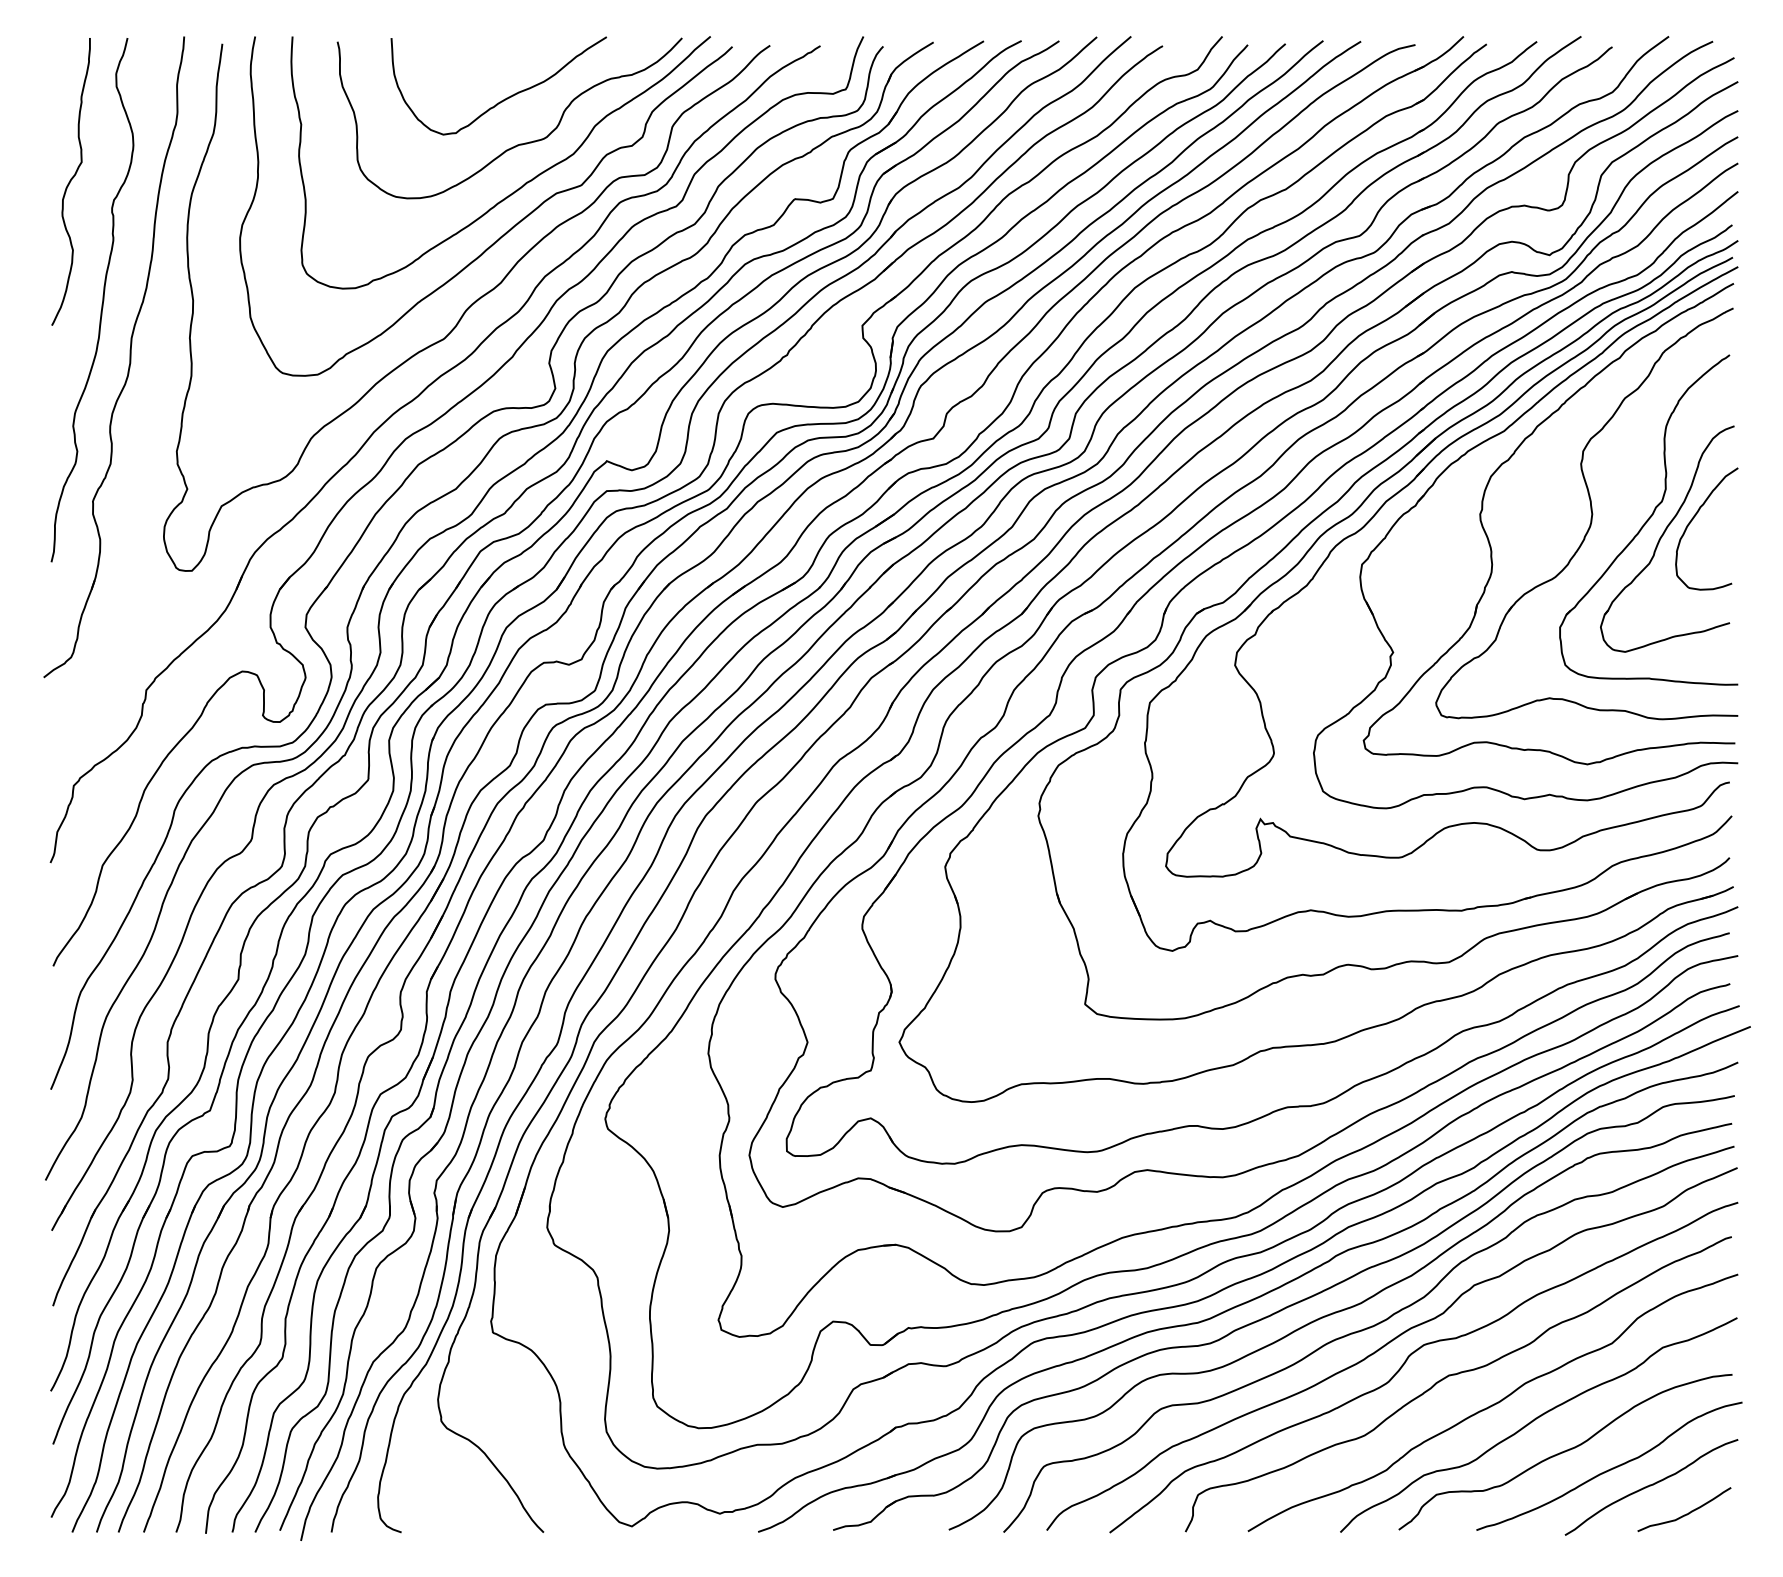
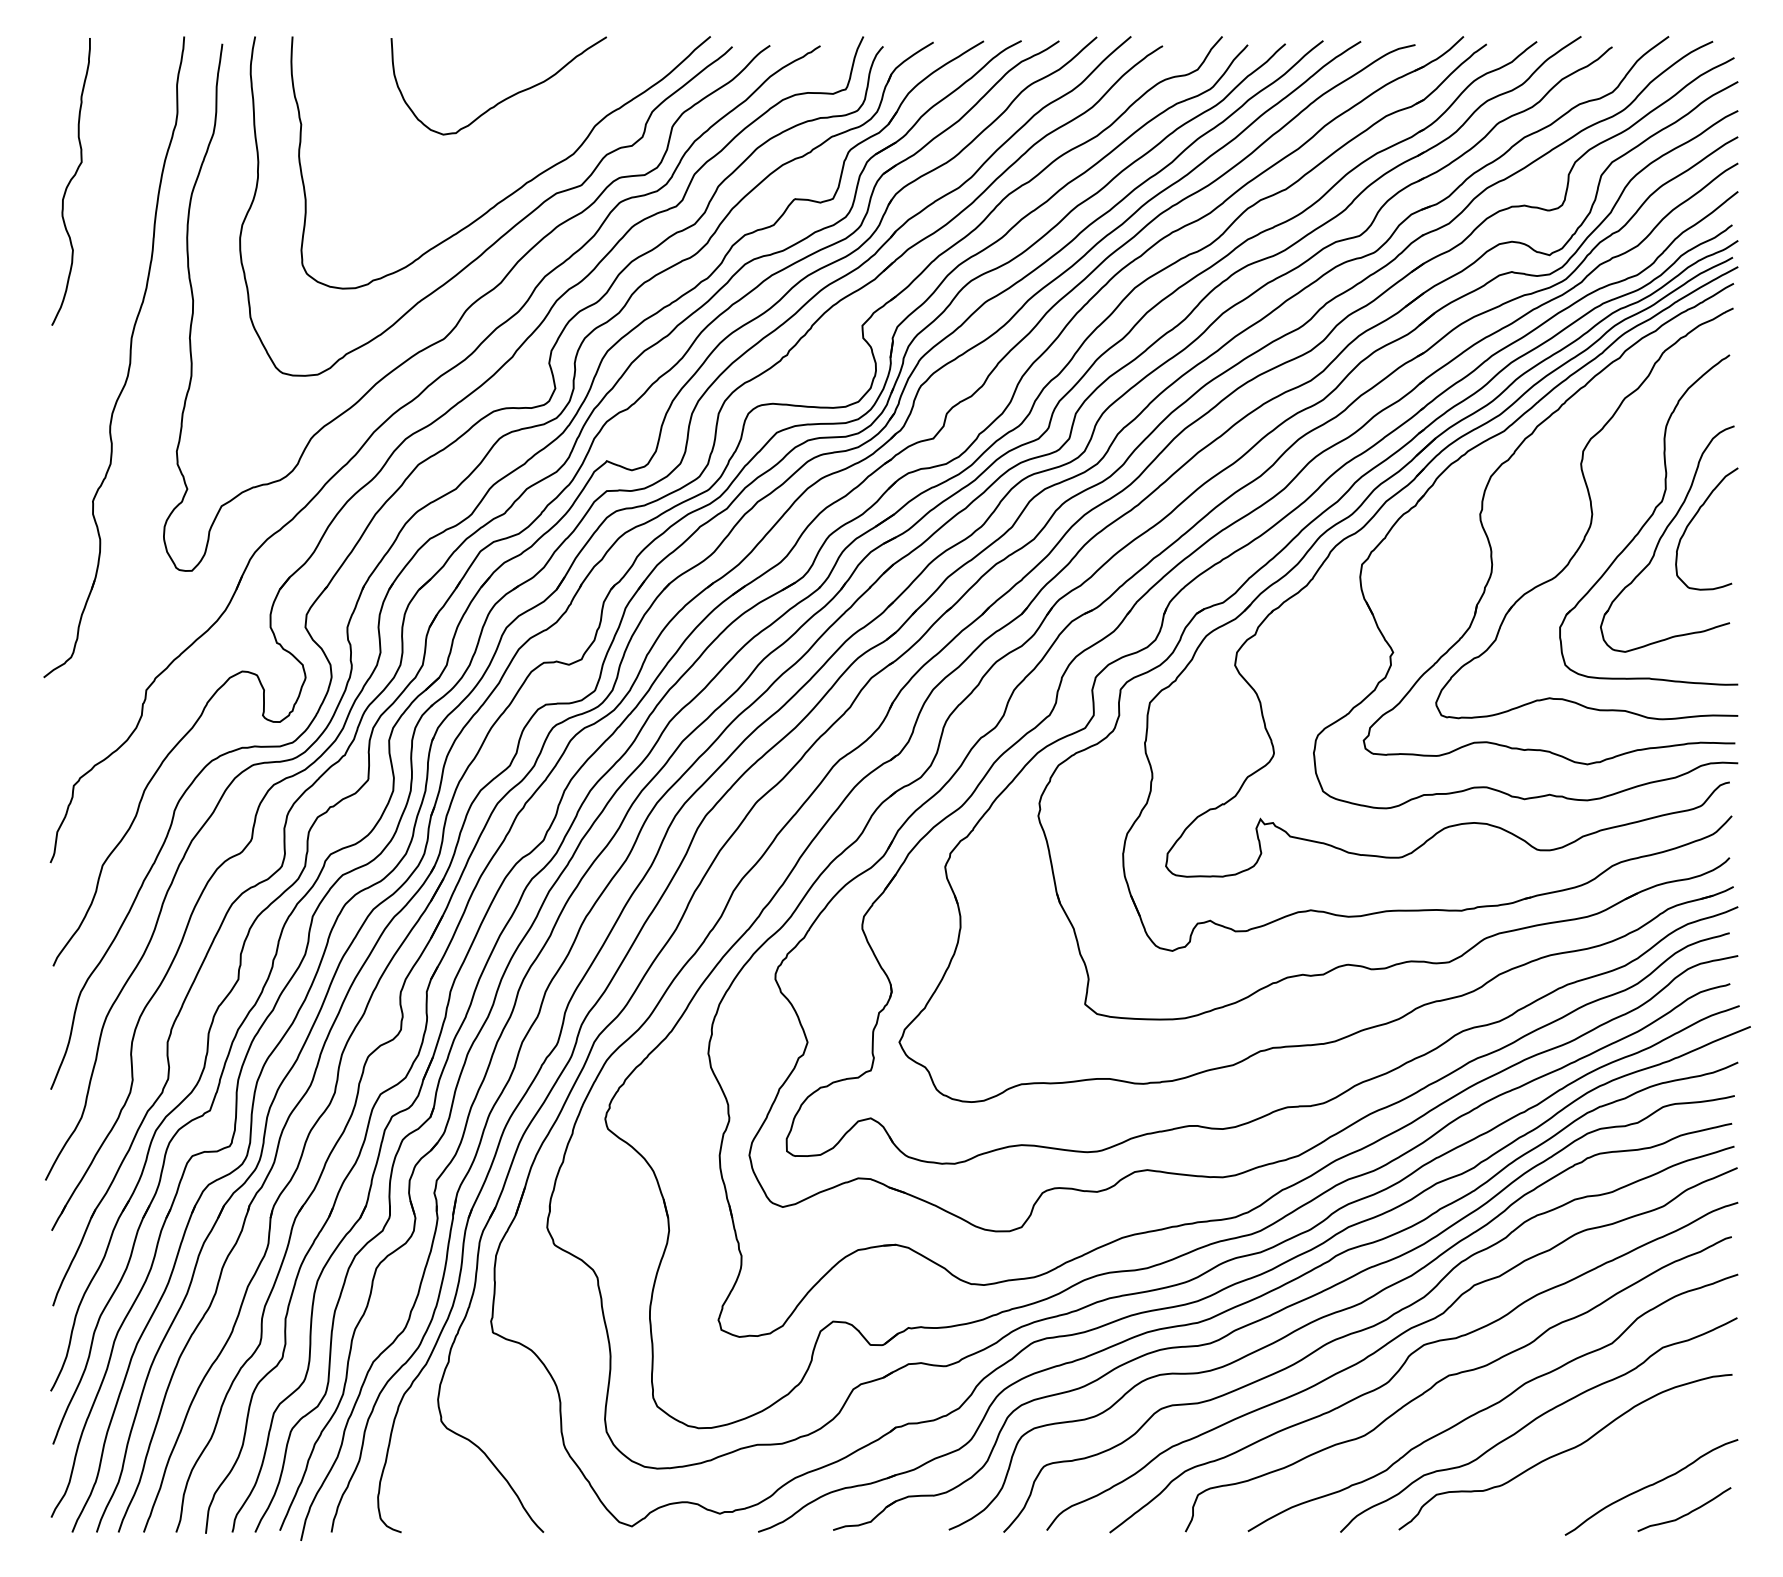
curve: present -> none (517, 144)
curve: present -> none (101, 304)
curve: present -> none (1610, 1468)
